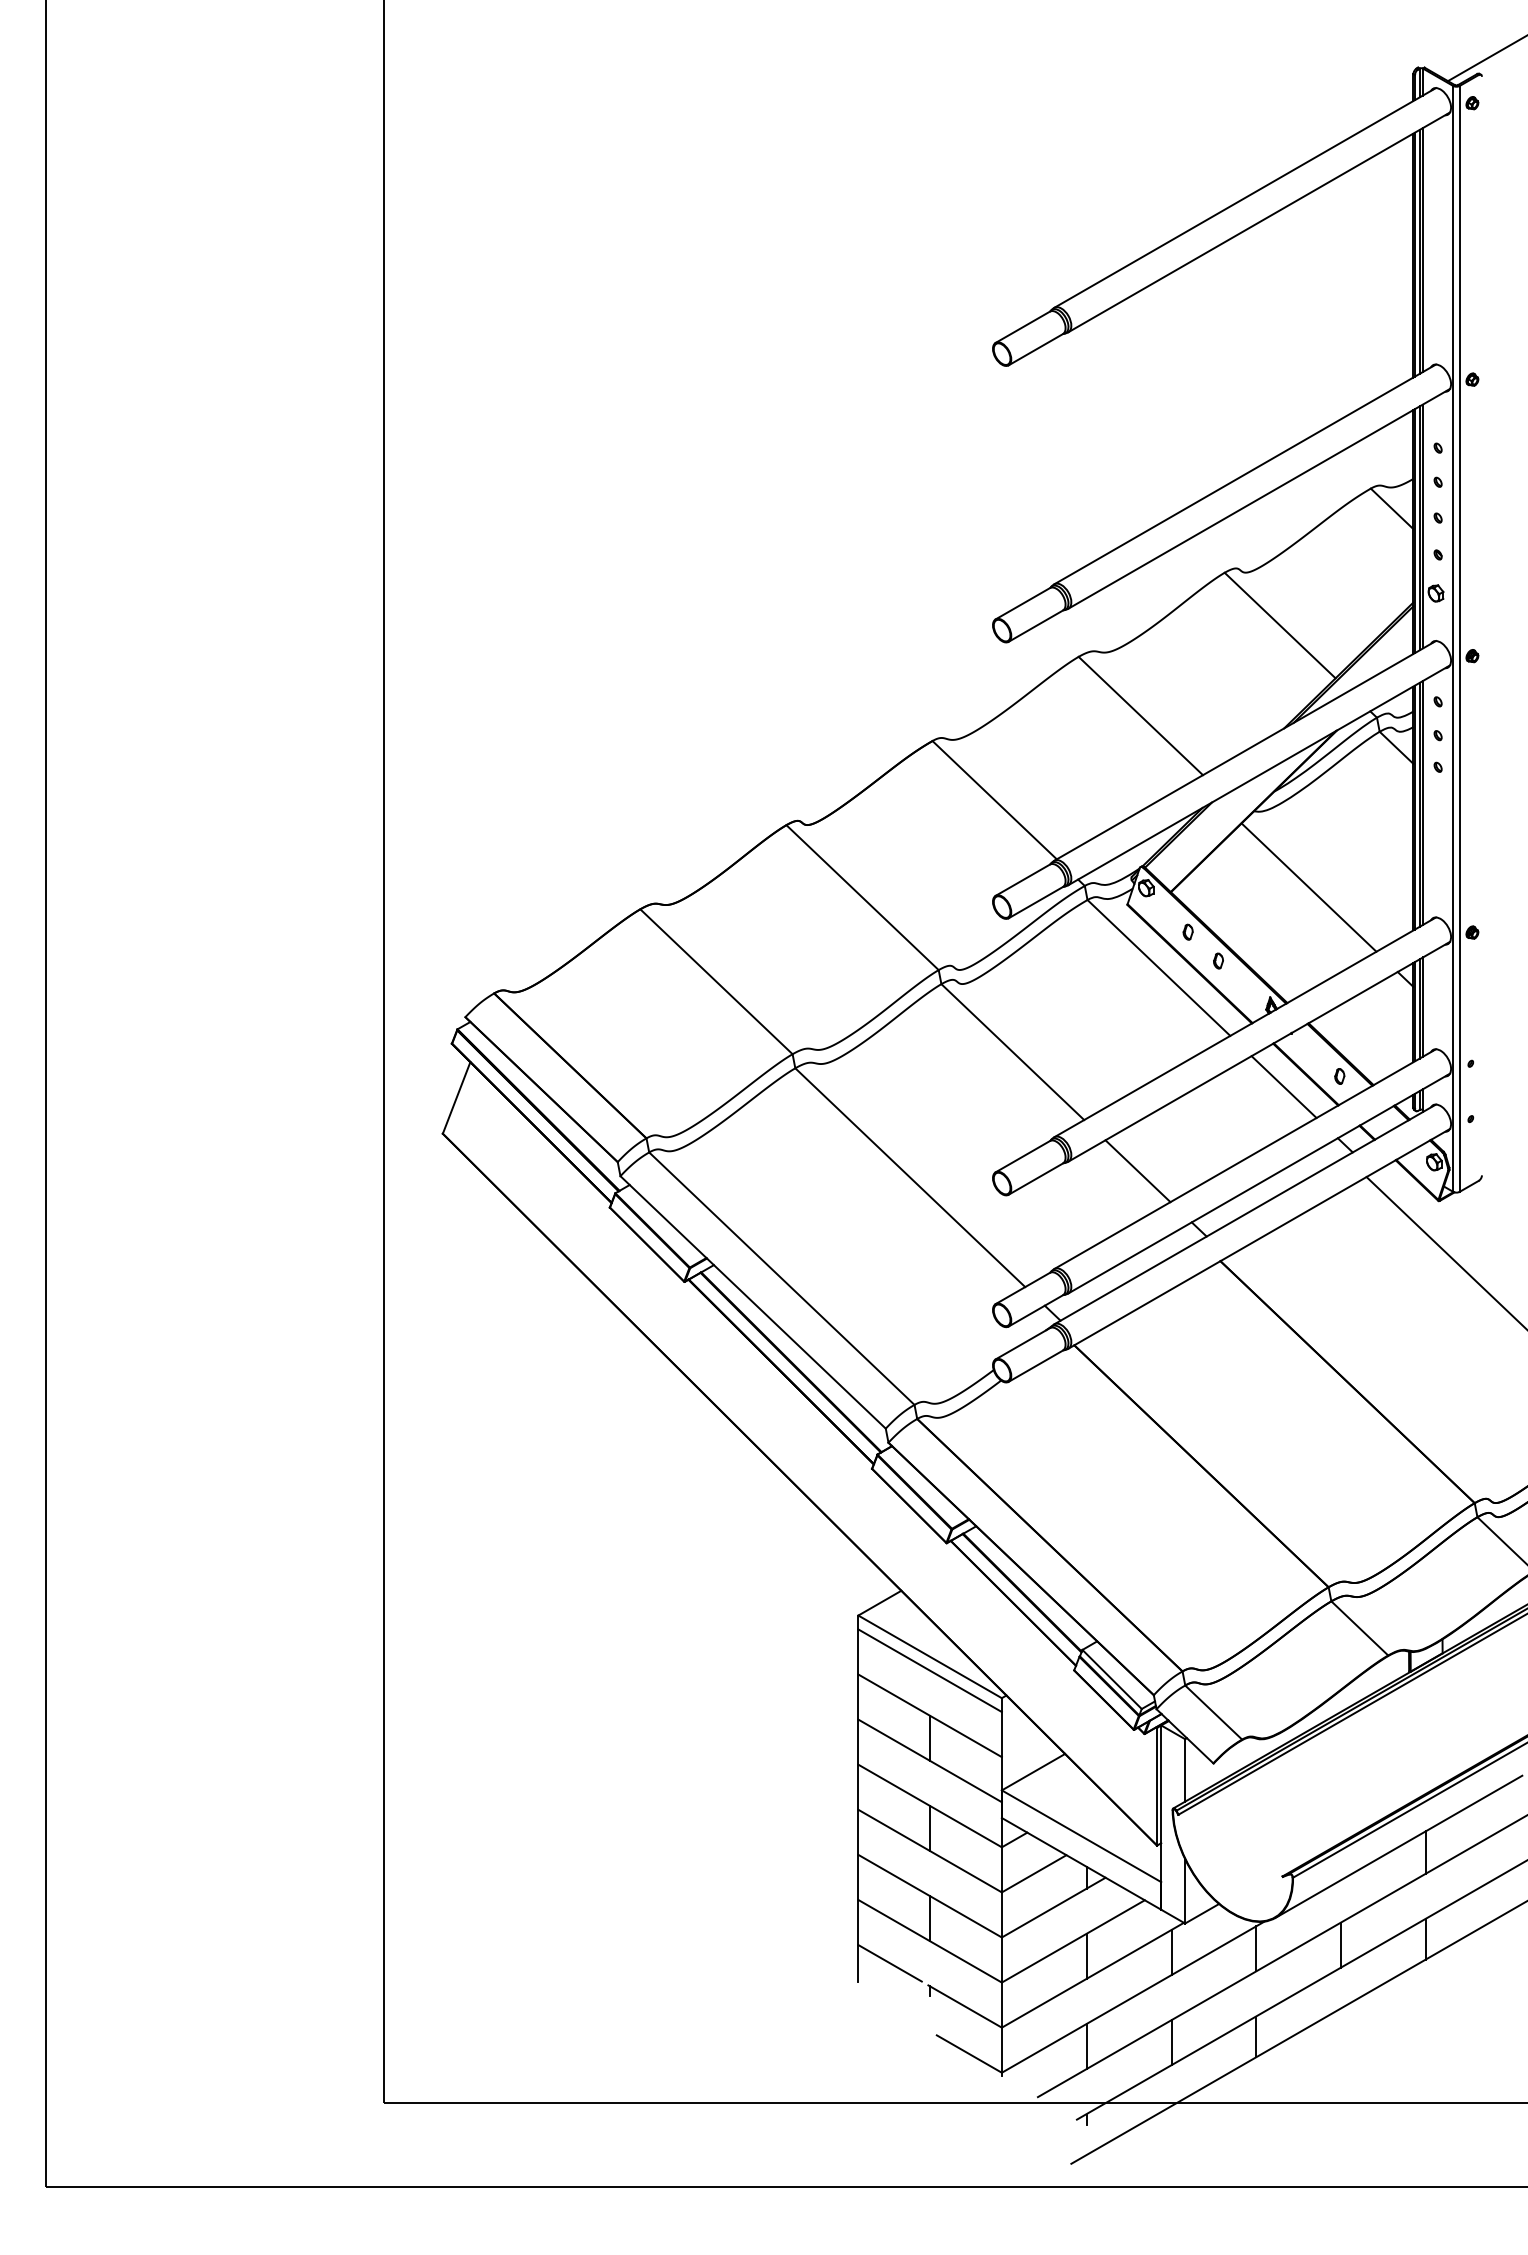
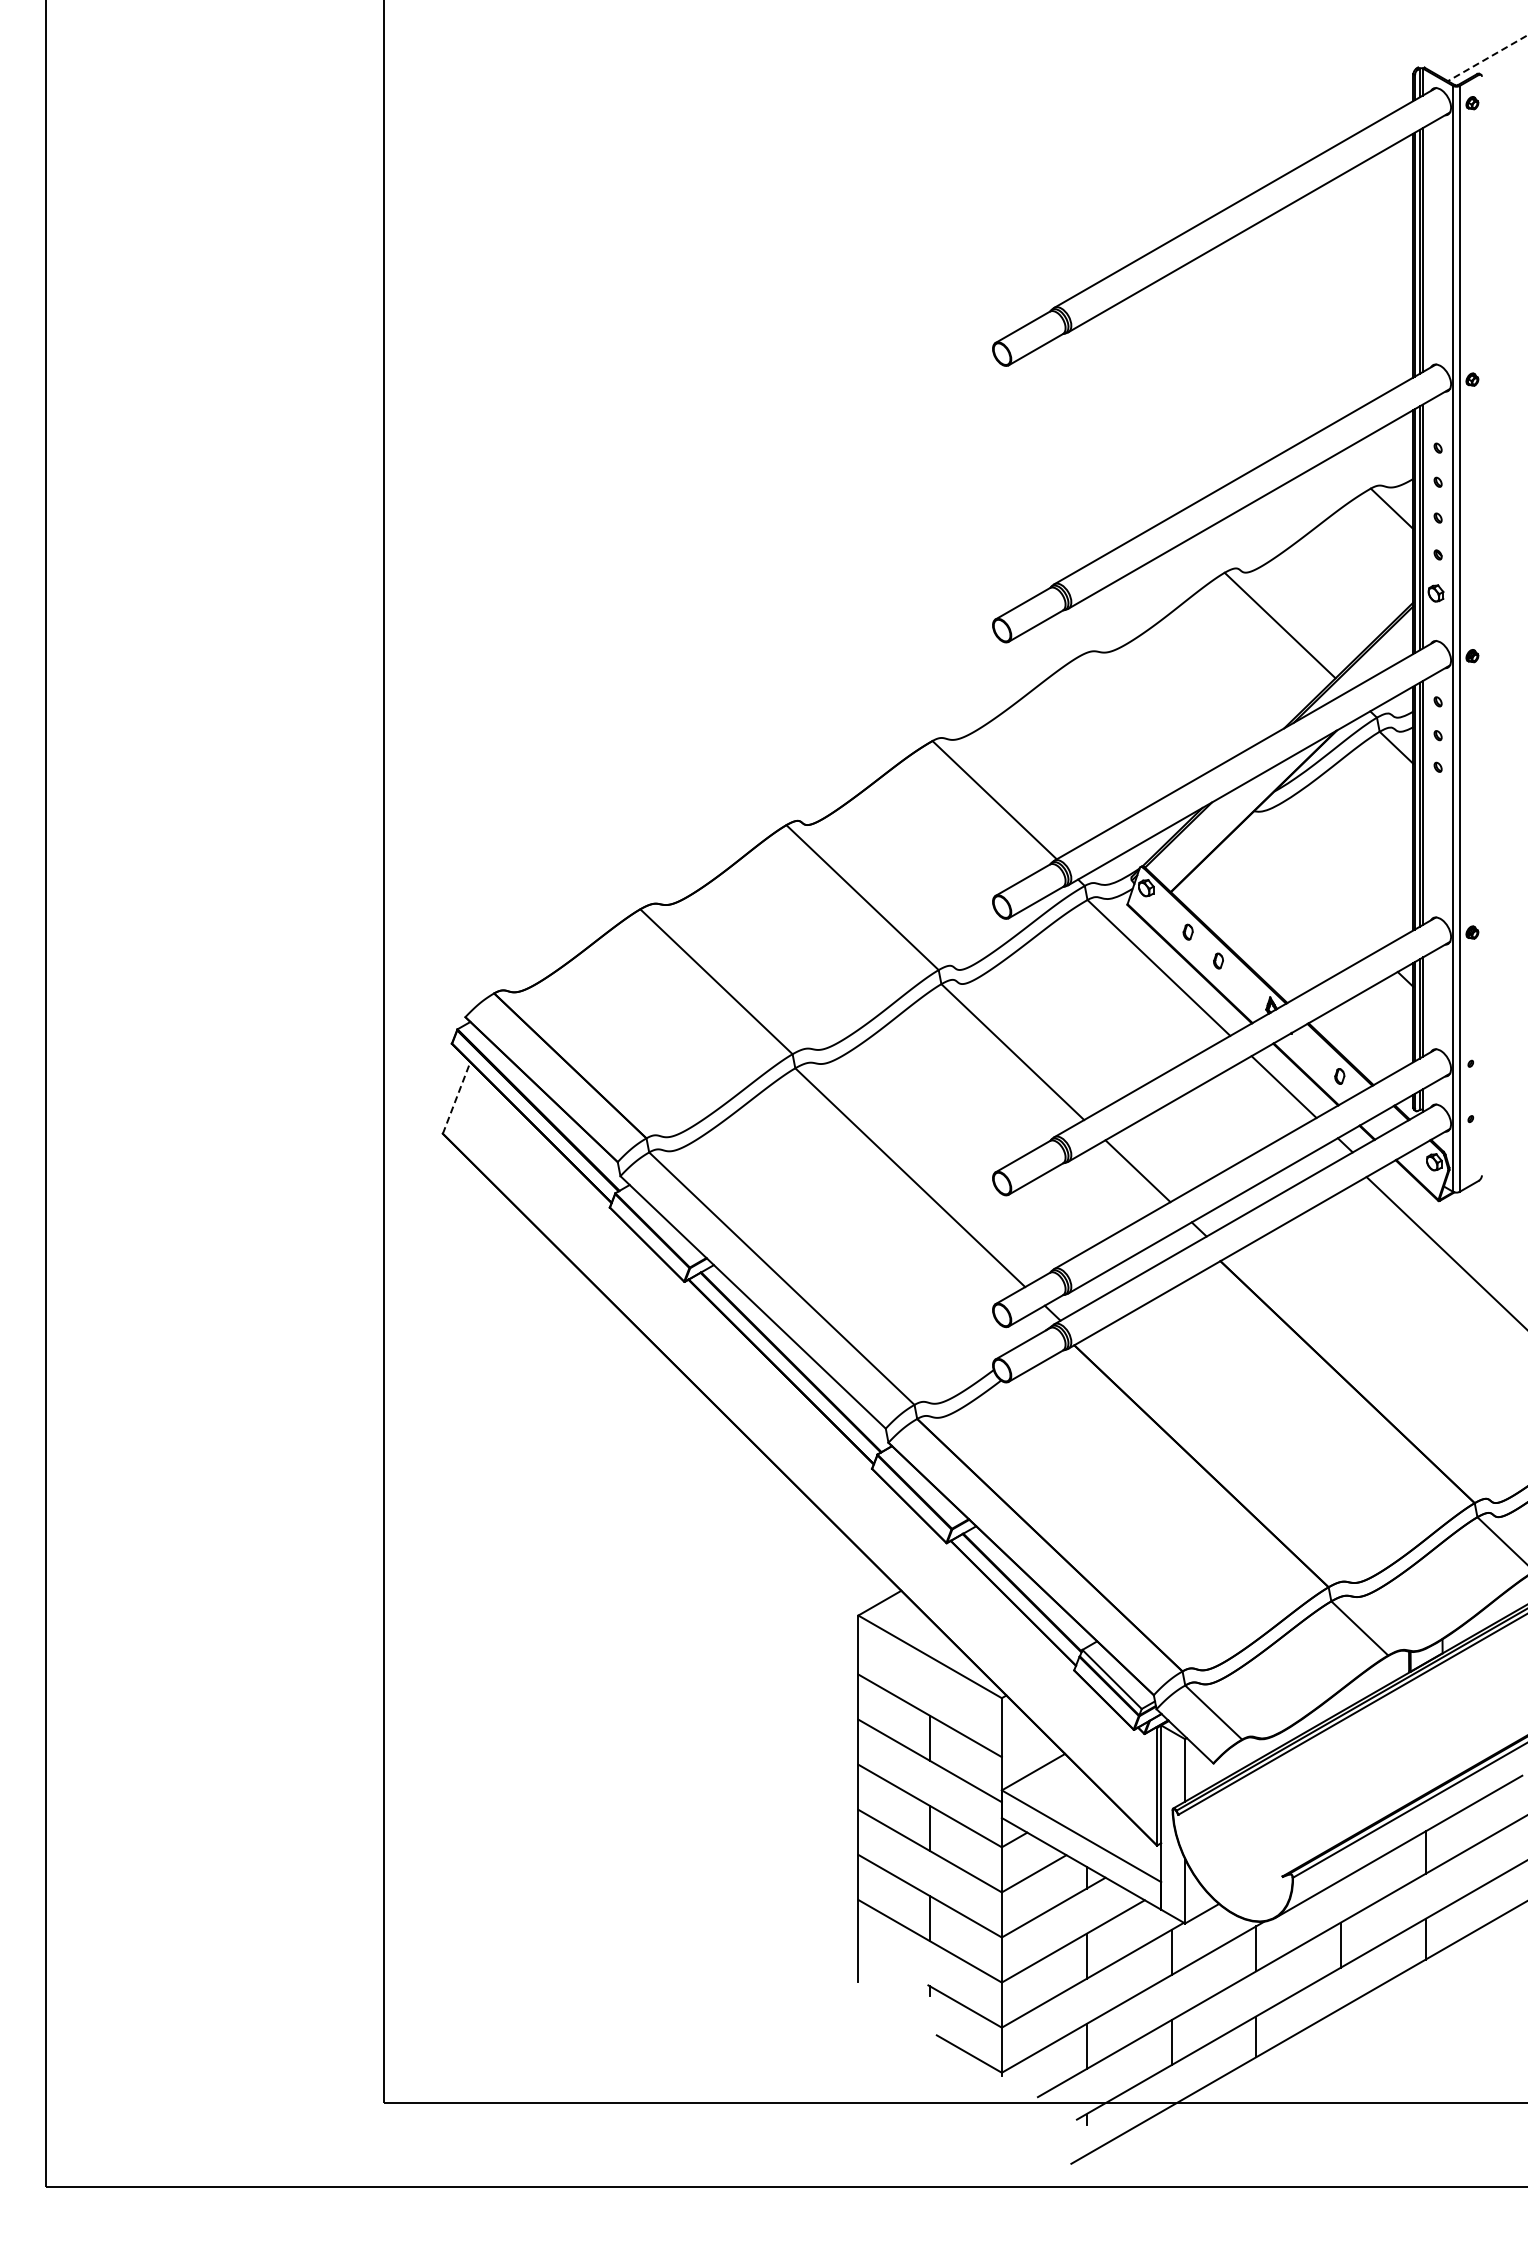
line: solid -> dashed (1487, 58)
line: present -> none (1140, 715)
line: present -> none (1308, 887)
line: solid -> dashed (456, 1097)
line: present -> none (929, 1670)
line: present -> none (889, 1963)
